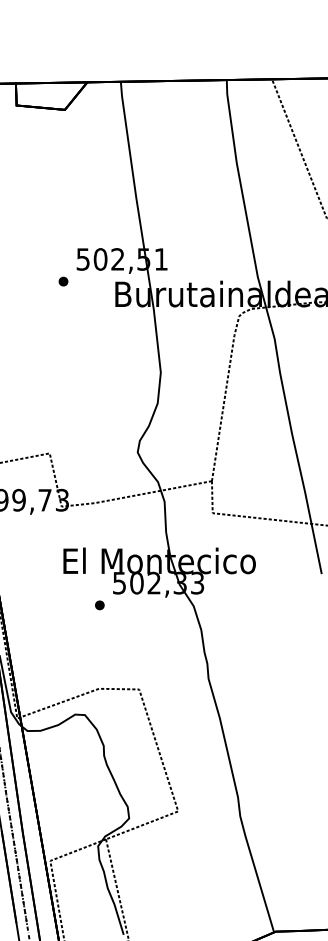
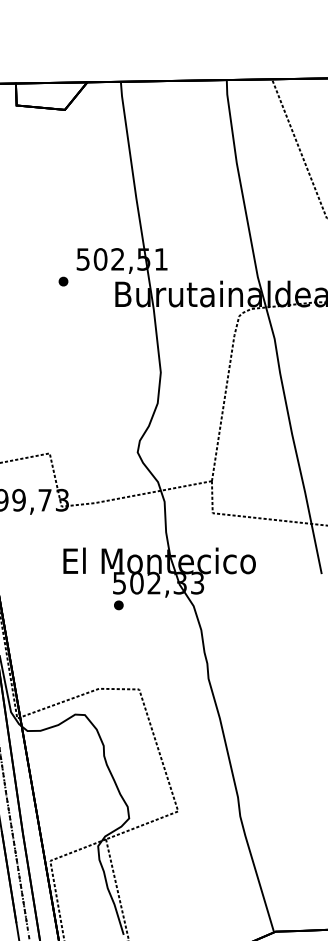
part position: (99, 605) -> (118, 605) (118, 605)
